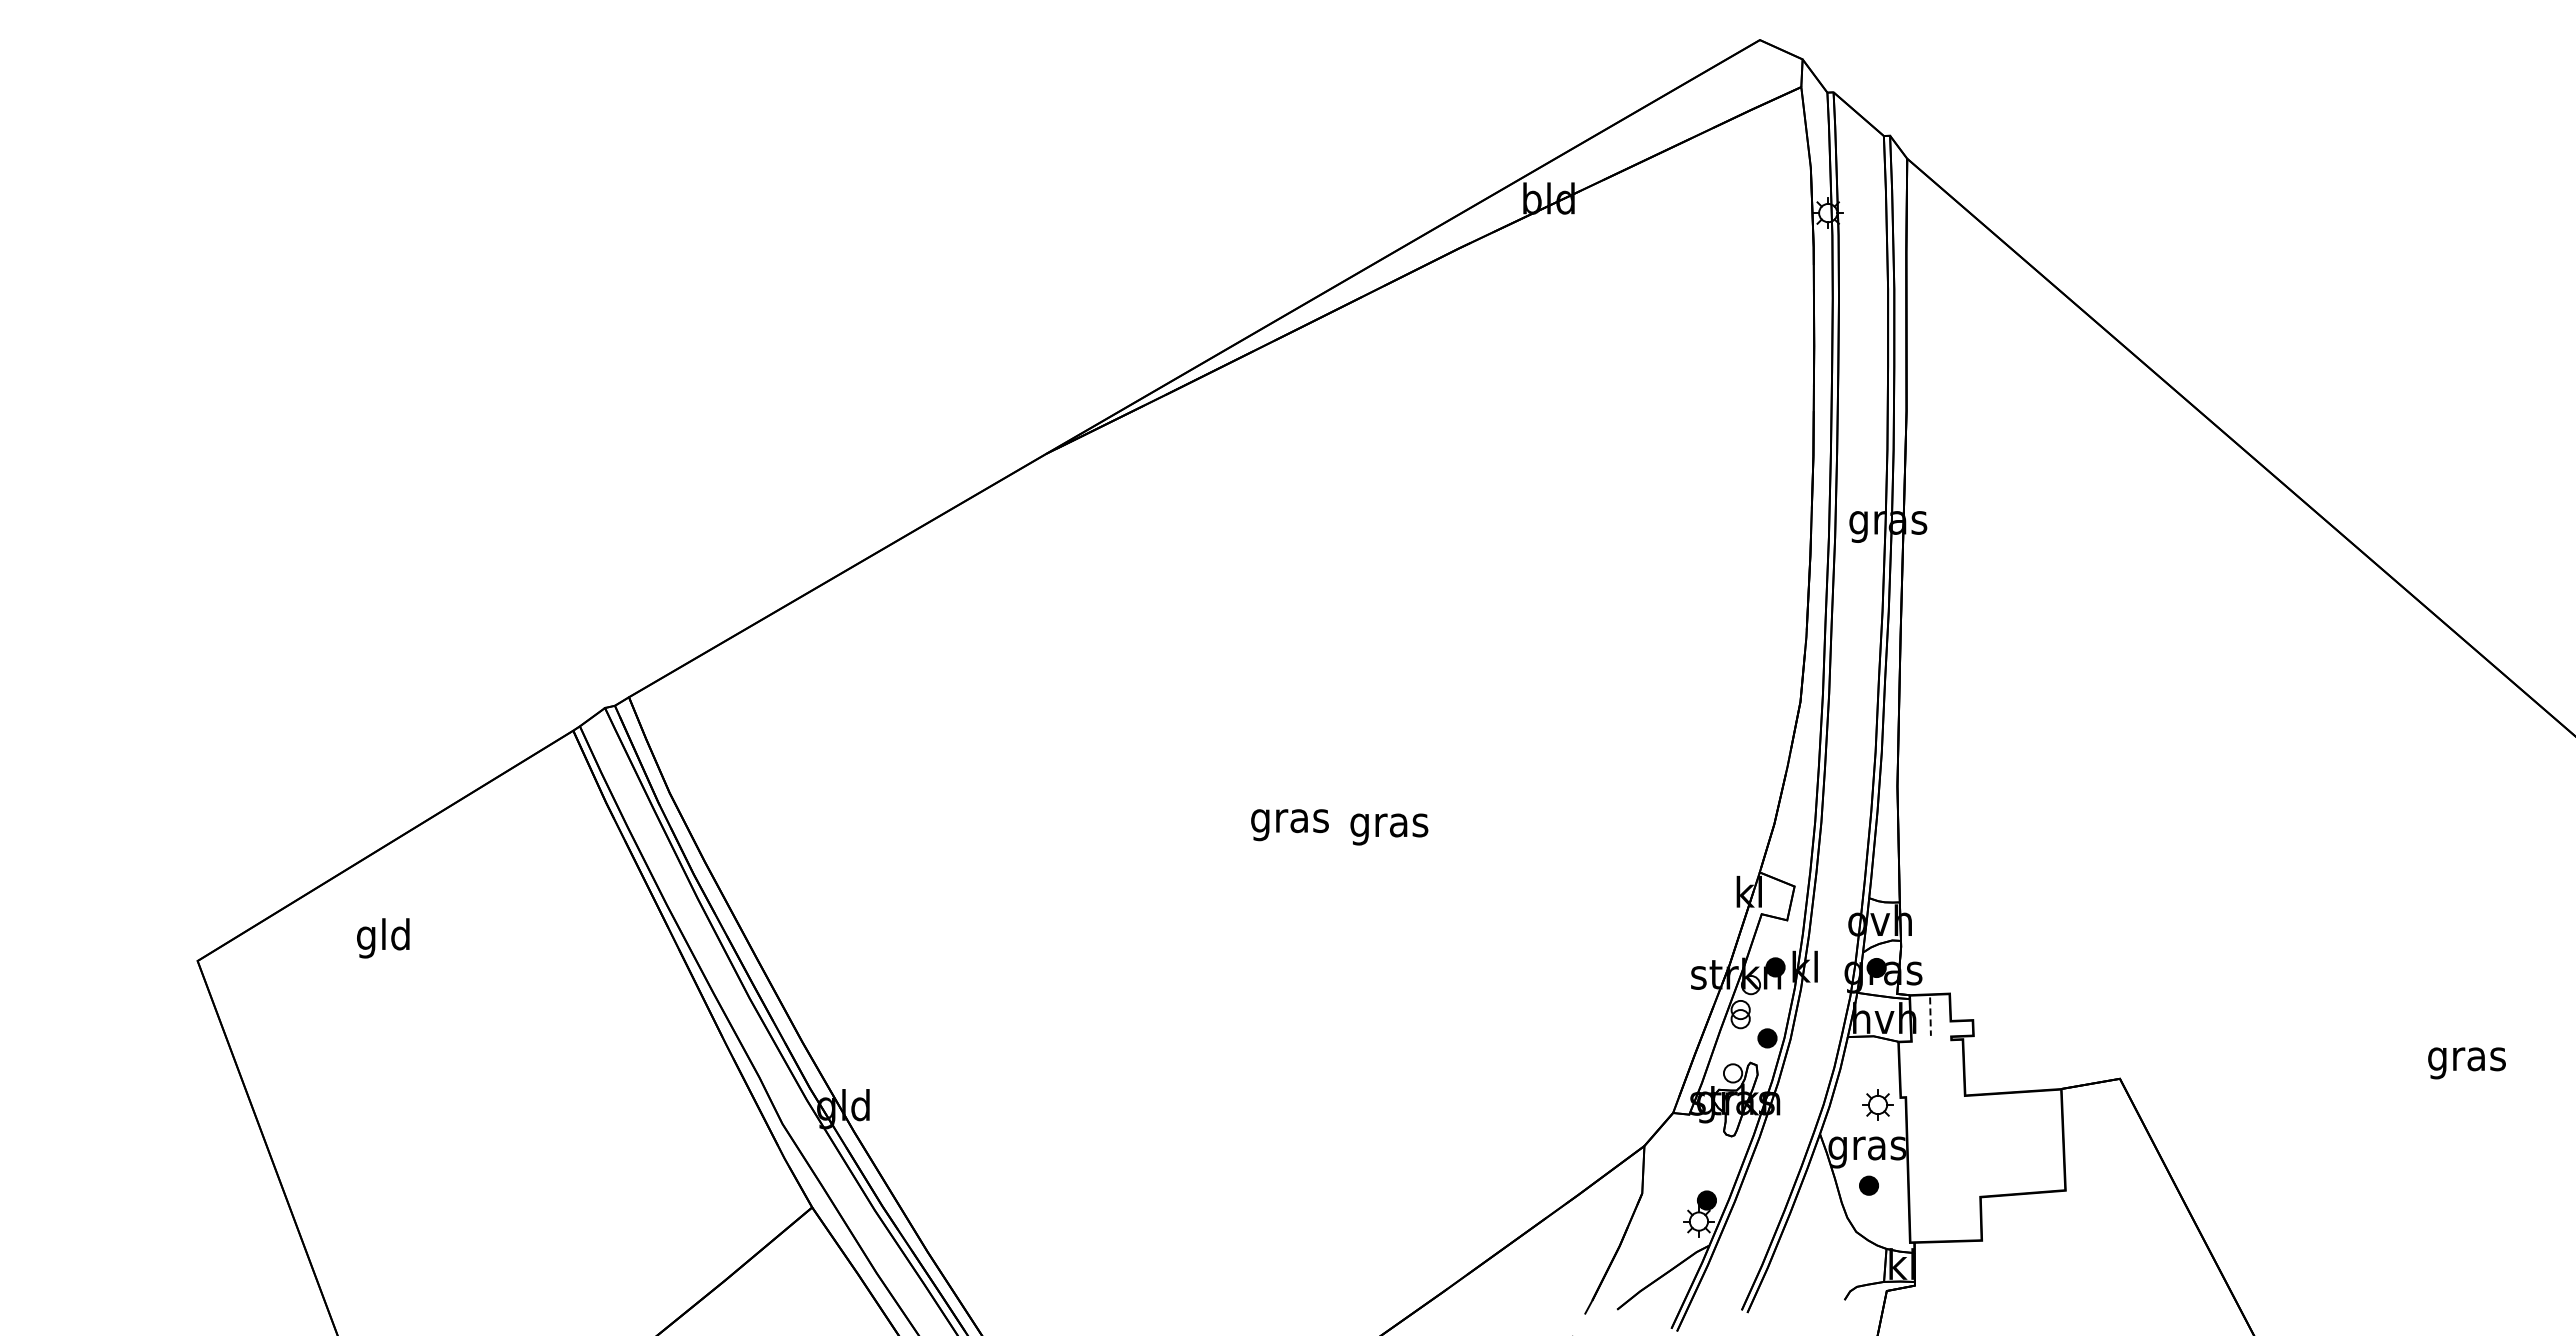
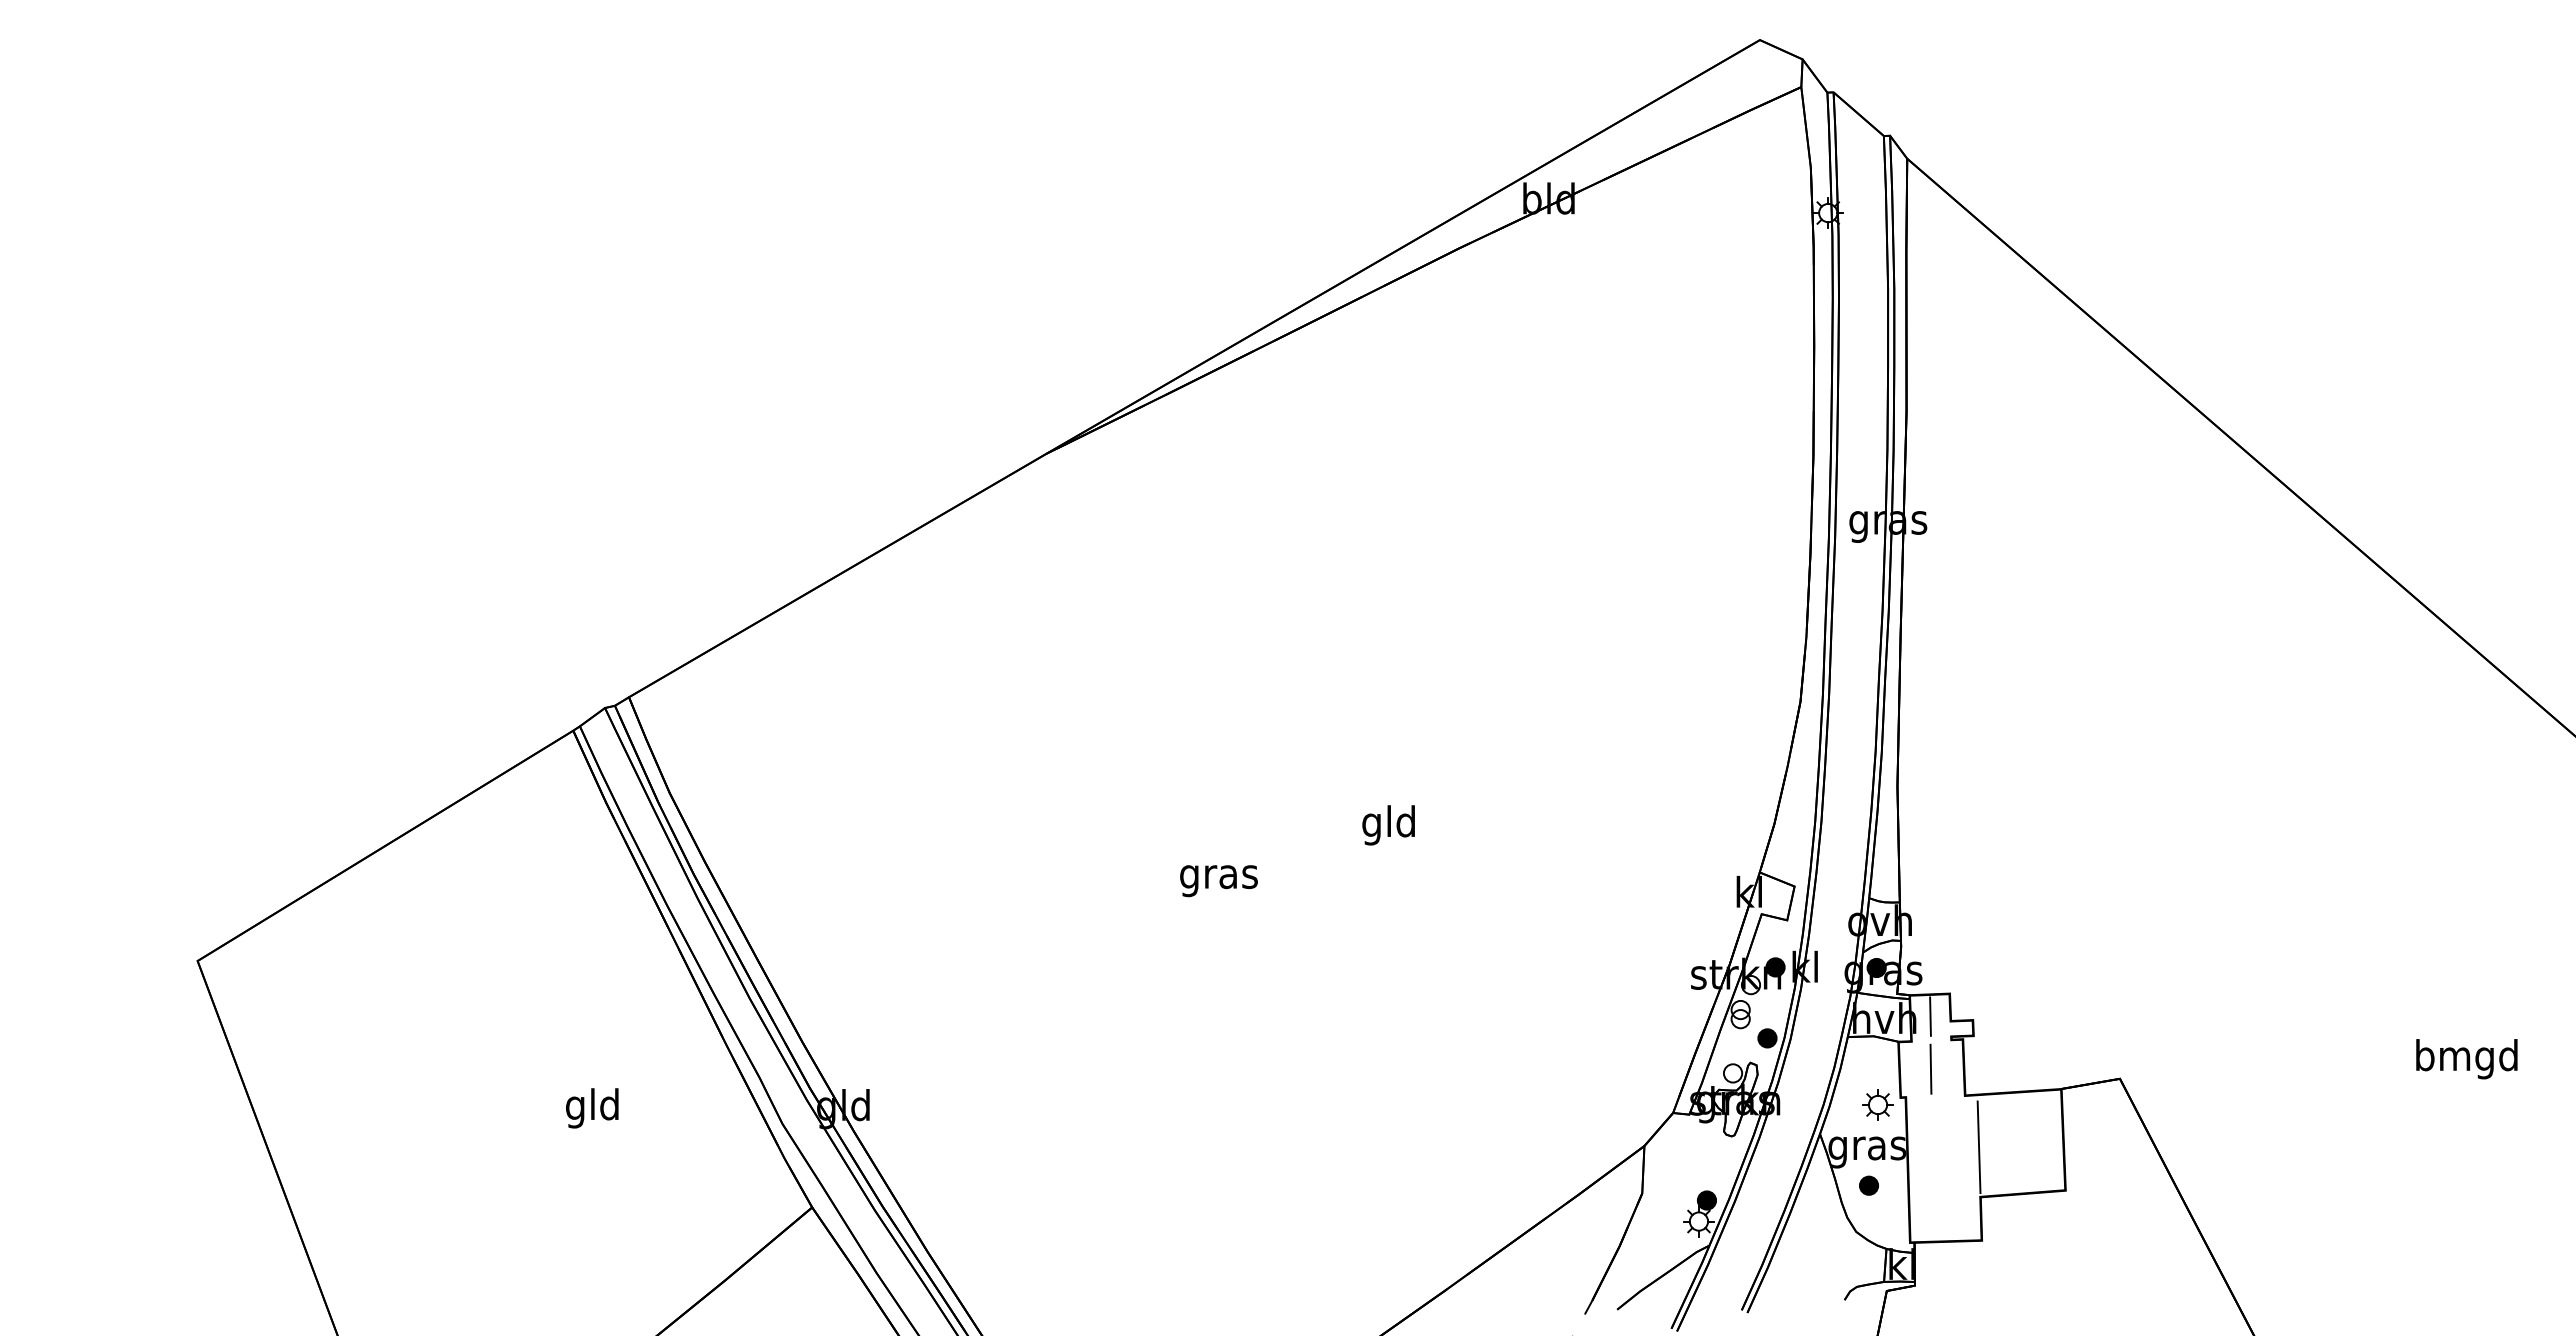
text position: (1289, 825) -> (1218, 881) (1218, 881)
text: gras -> gld (1389, 825)
text position: (383, 938) -> (592, 1108) (592, 1108)
line: dashed -> solid (1930, 1017)
text: gras -> bmgd (2466, 1059)
line: none -> present (1930, 1068)
line: none -> present (1978, 1147)
